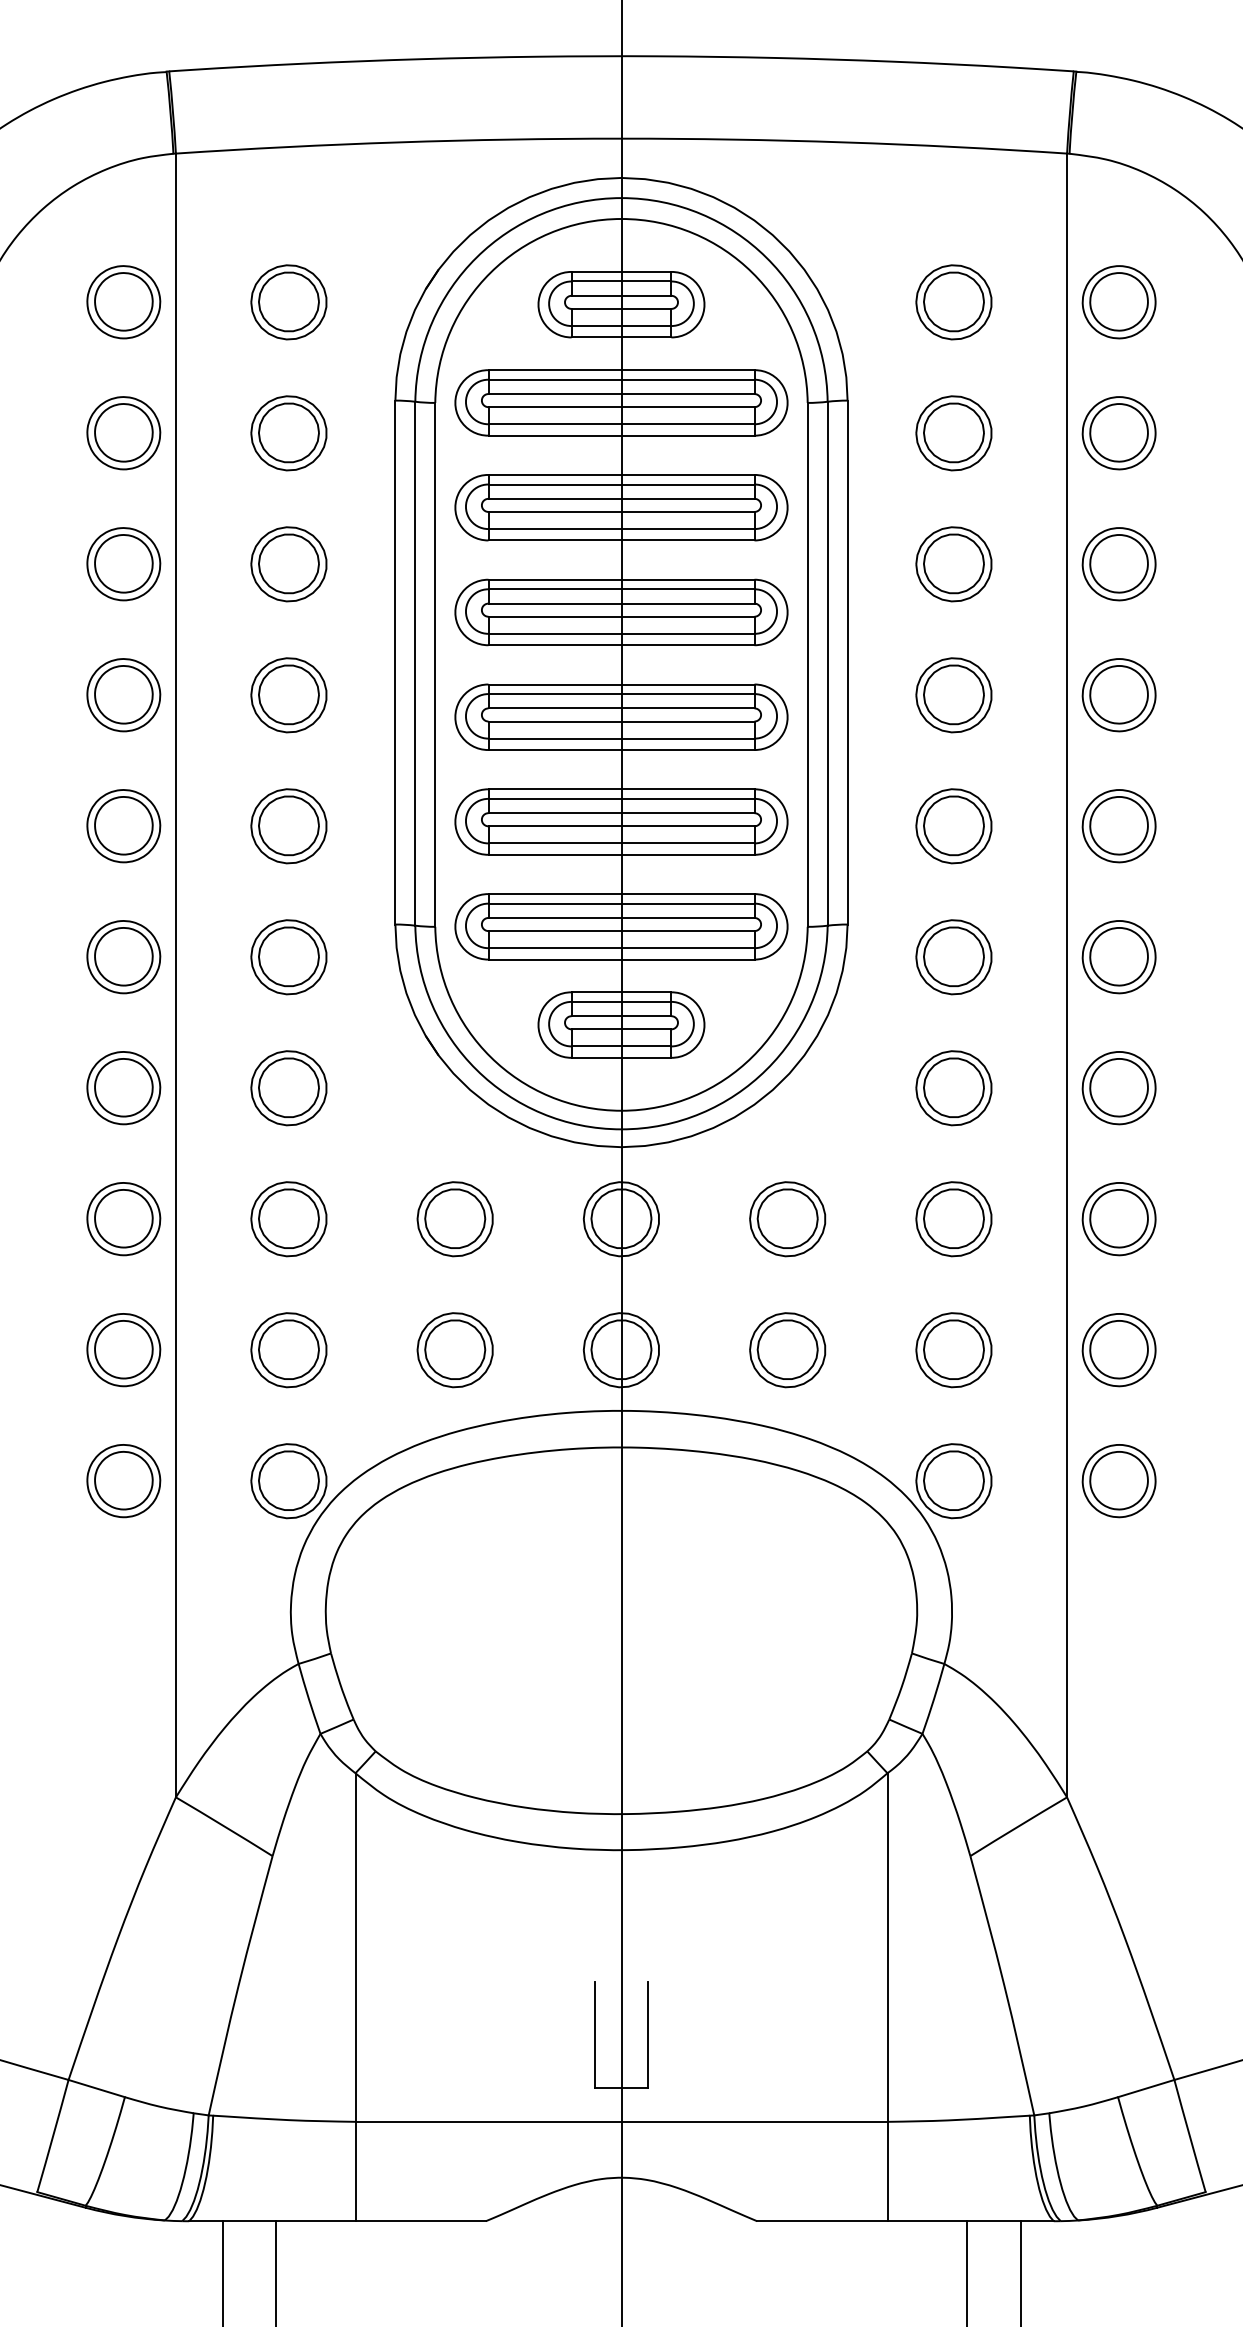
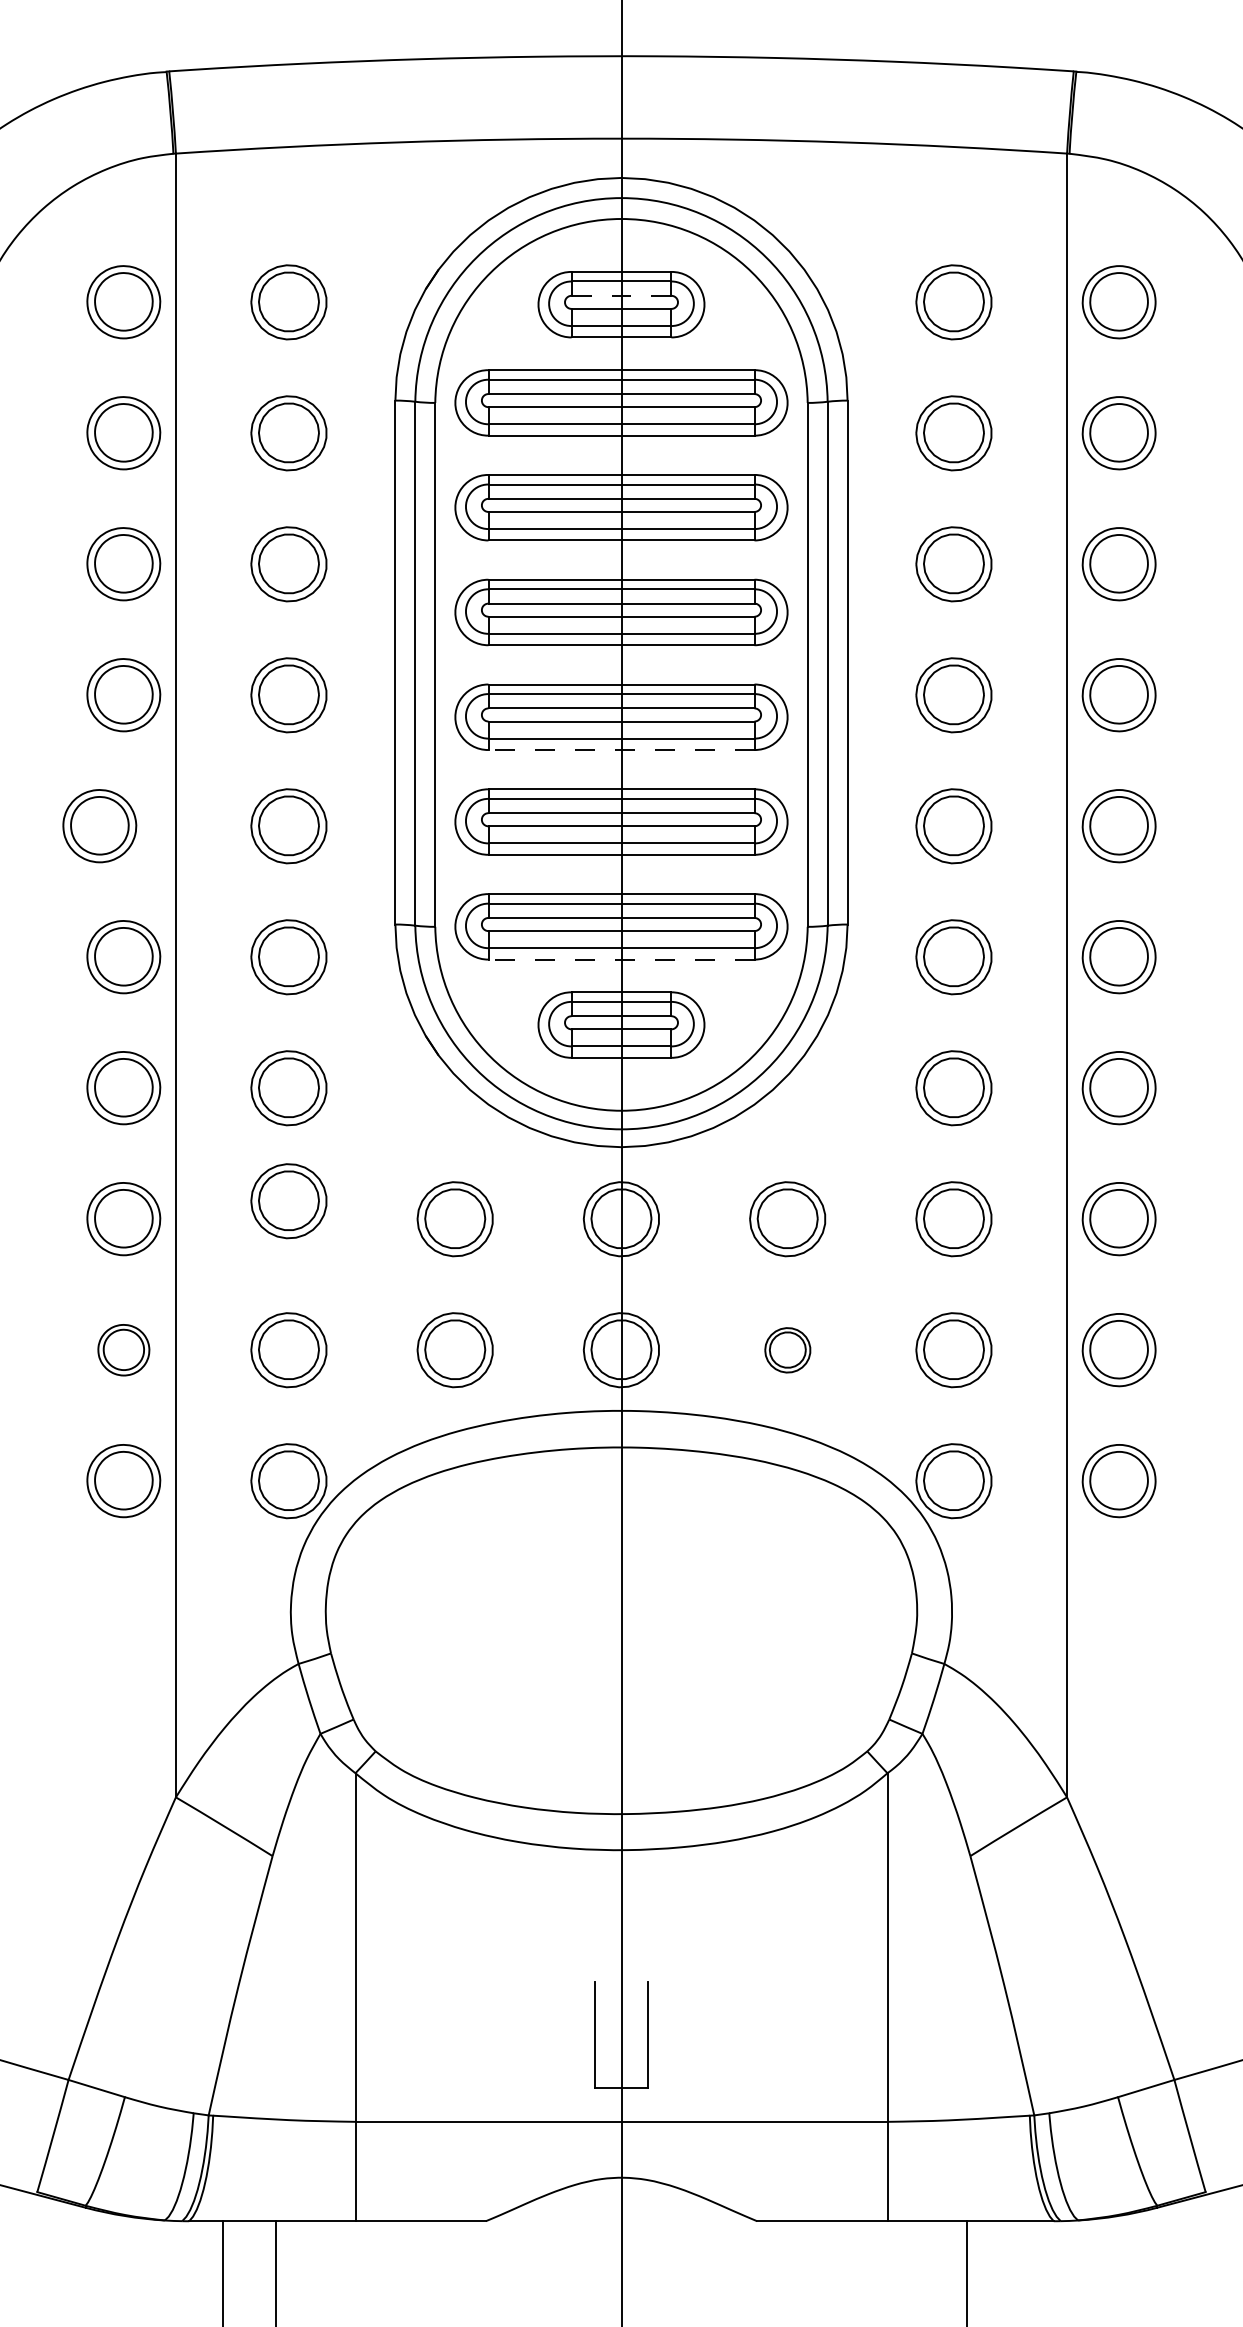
line: solid -> dashed (621, 295)
line: solid -> dashed (621, 750)
part position: (123, 826) -> (99, 826) (99, 826)
line: solid -> dashed (621, 959)
part position: (288, 1219) -> (288, 1201) (288, 1201)
part size: 76x75 px -> 54x53 px (123, 1350)
part size: 78x77 px -> 48x47 px (787, 1350)
line: present -> none (1020, 2272)
